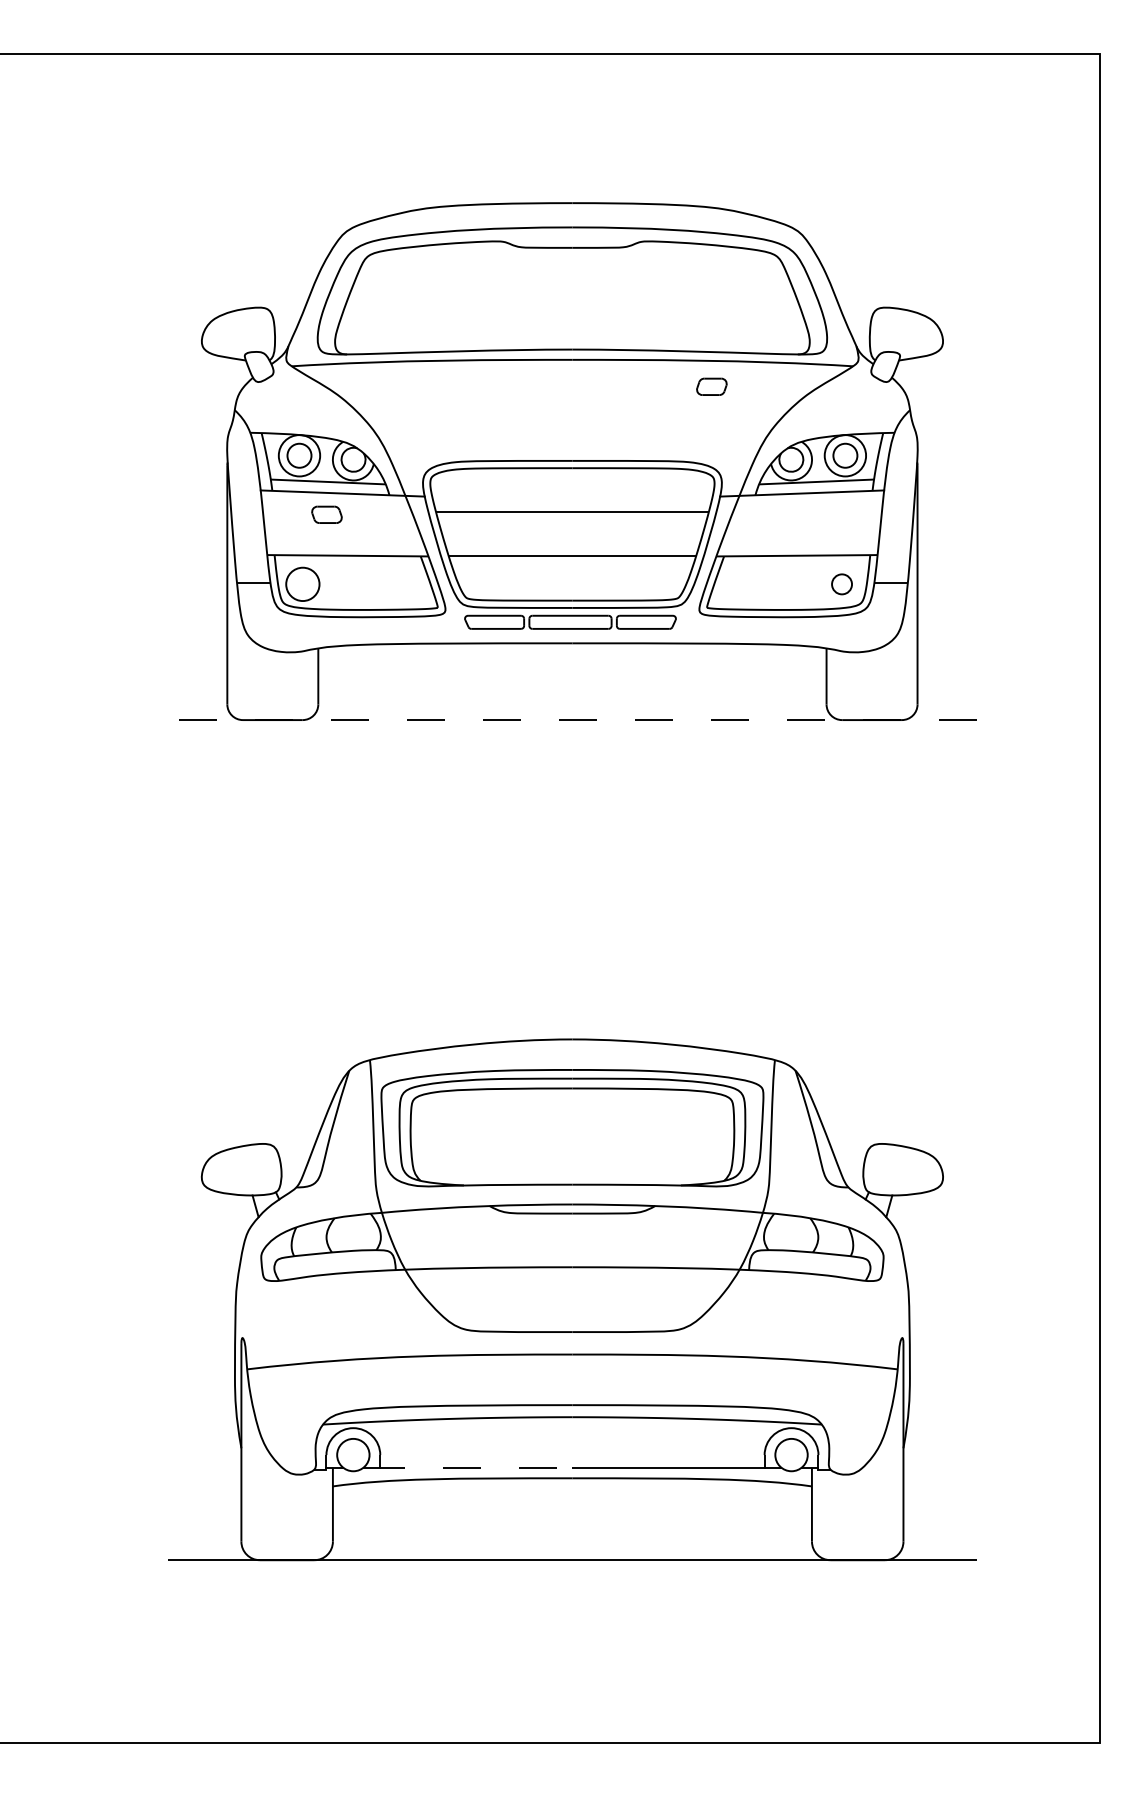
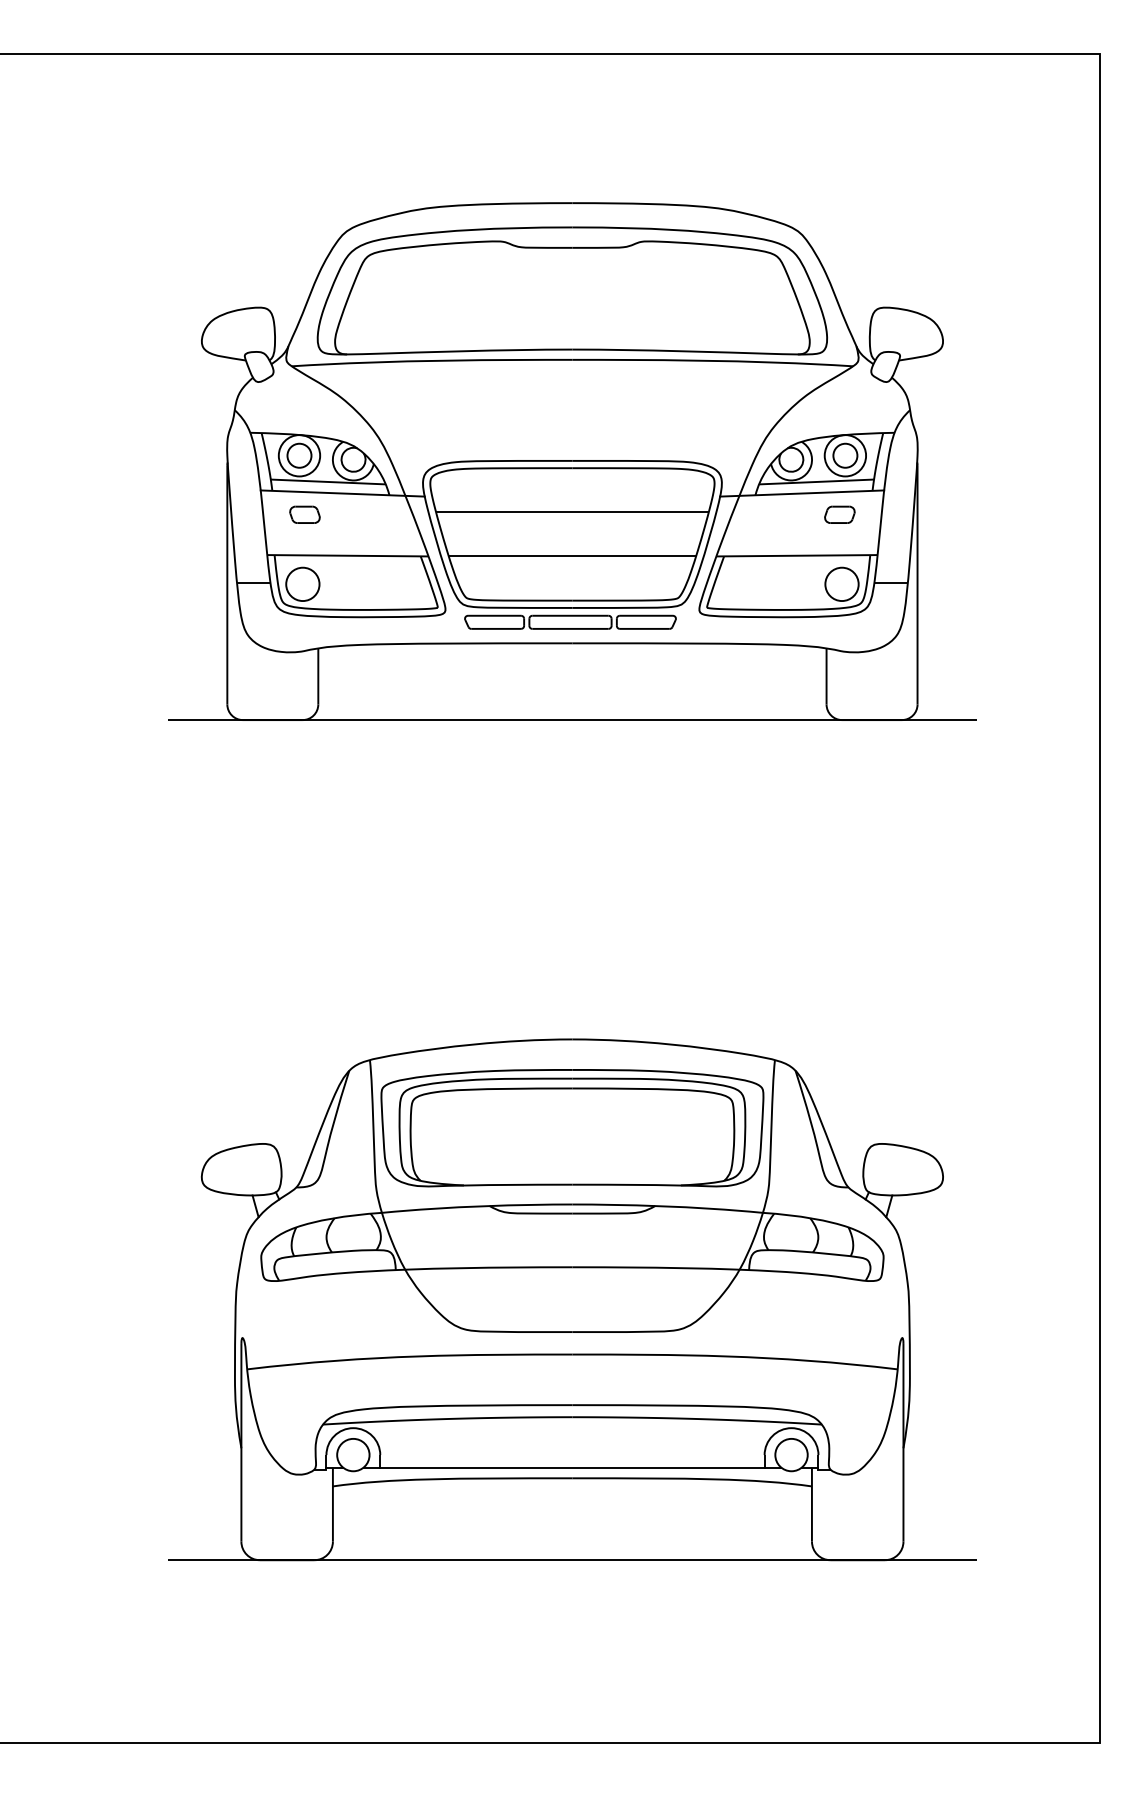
part position: (711, 386) -> (839, 514) (839, 514)
part position: (326, 514) -> (304, 514) (304, 514)
circle diameter: 20 px -> 33 px (841, 584)
line: dashed -> solid (572, 720)
line: dashed -> solid (468, 1468)
